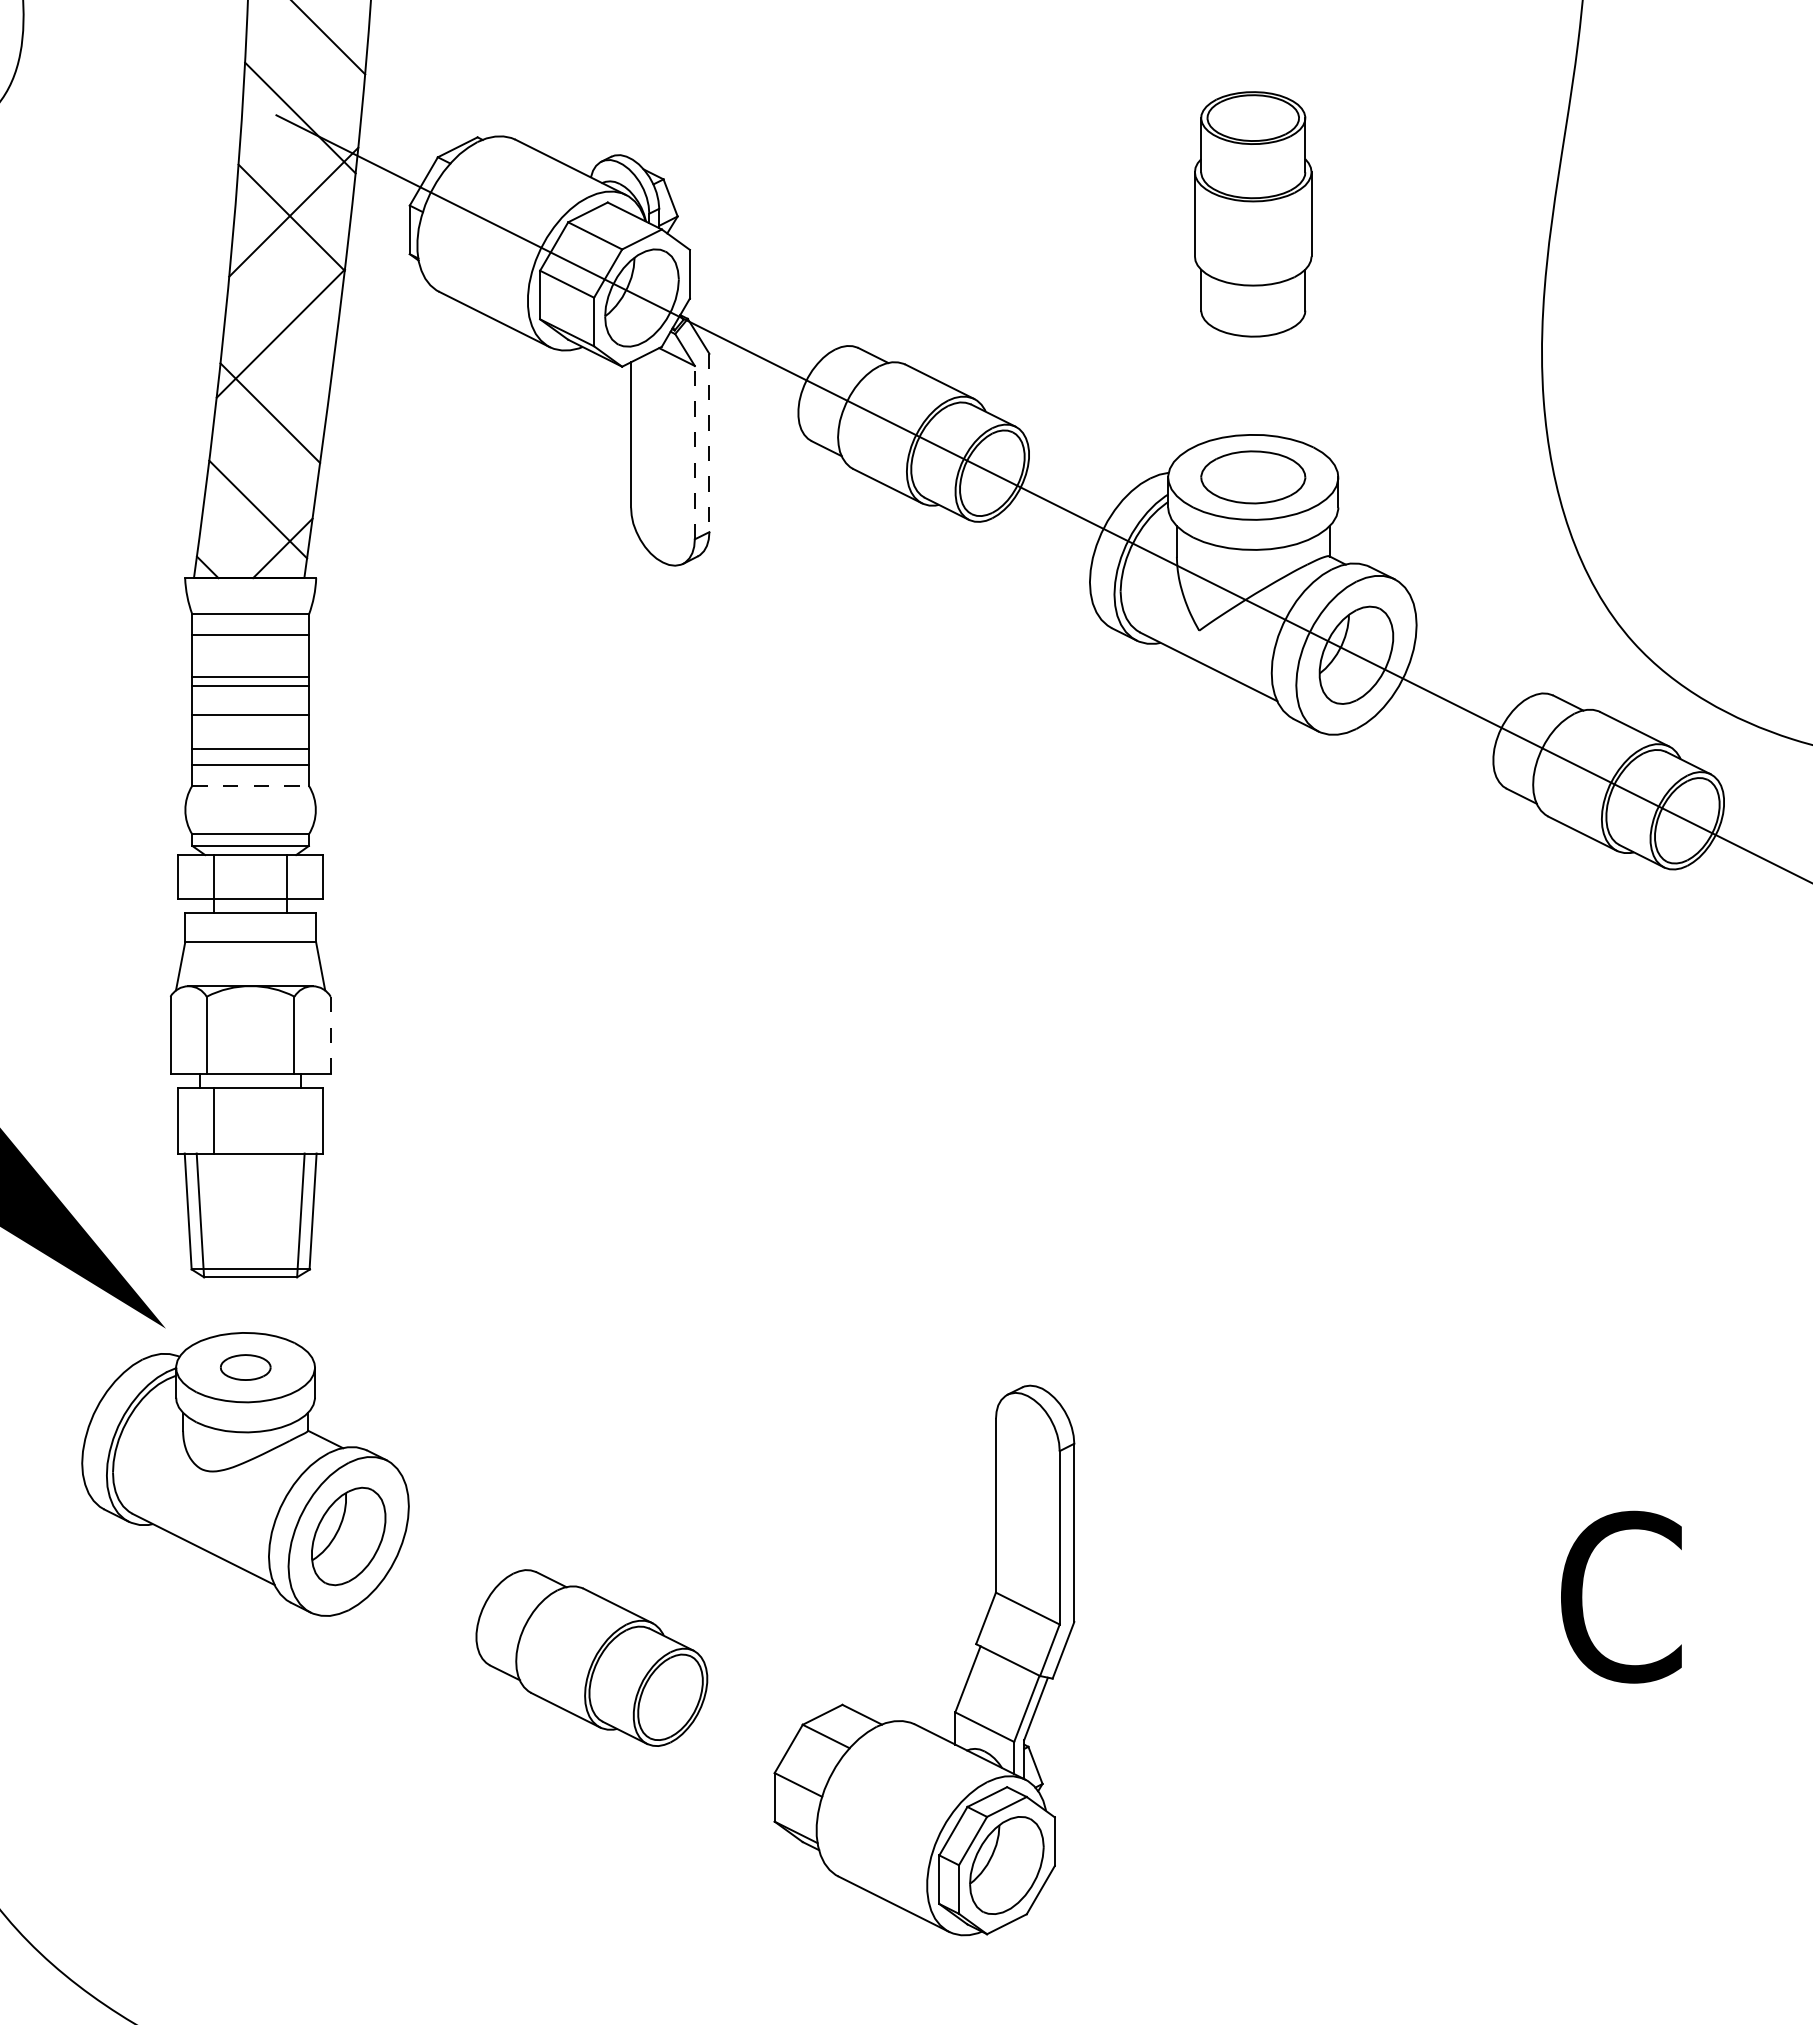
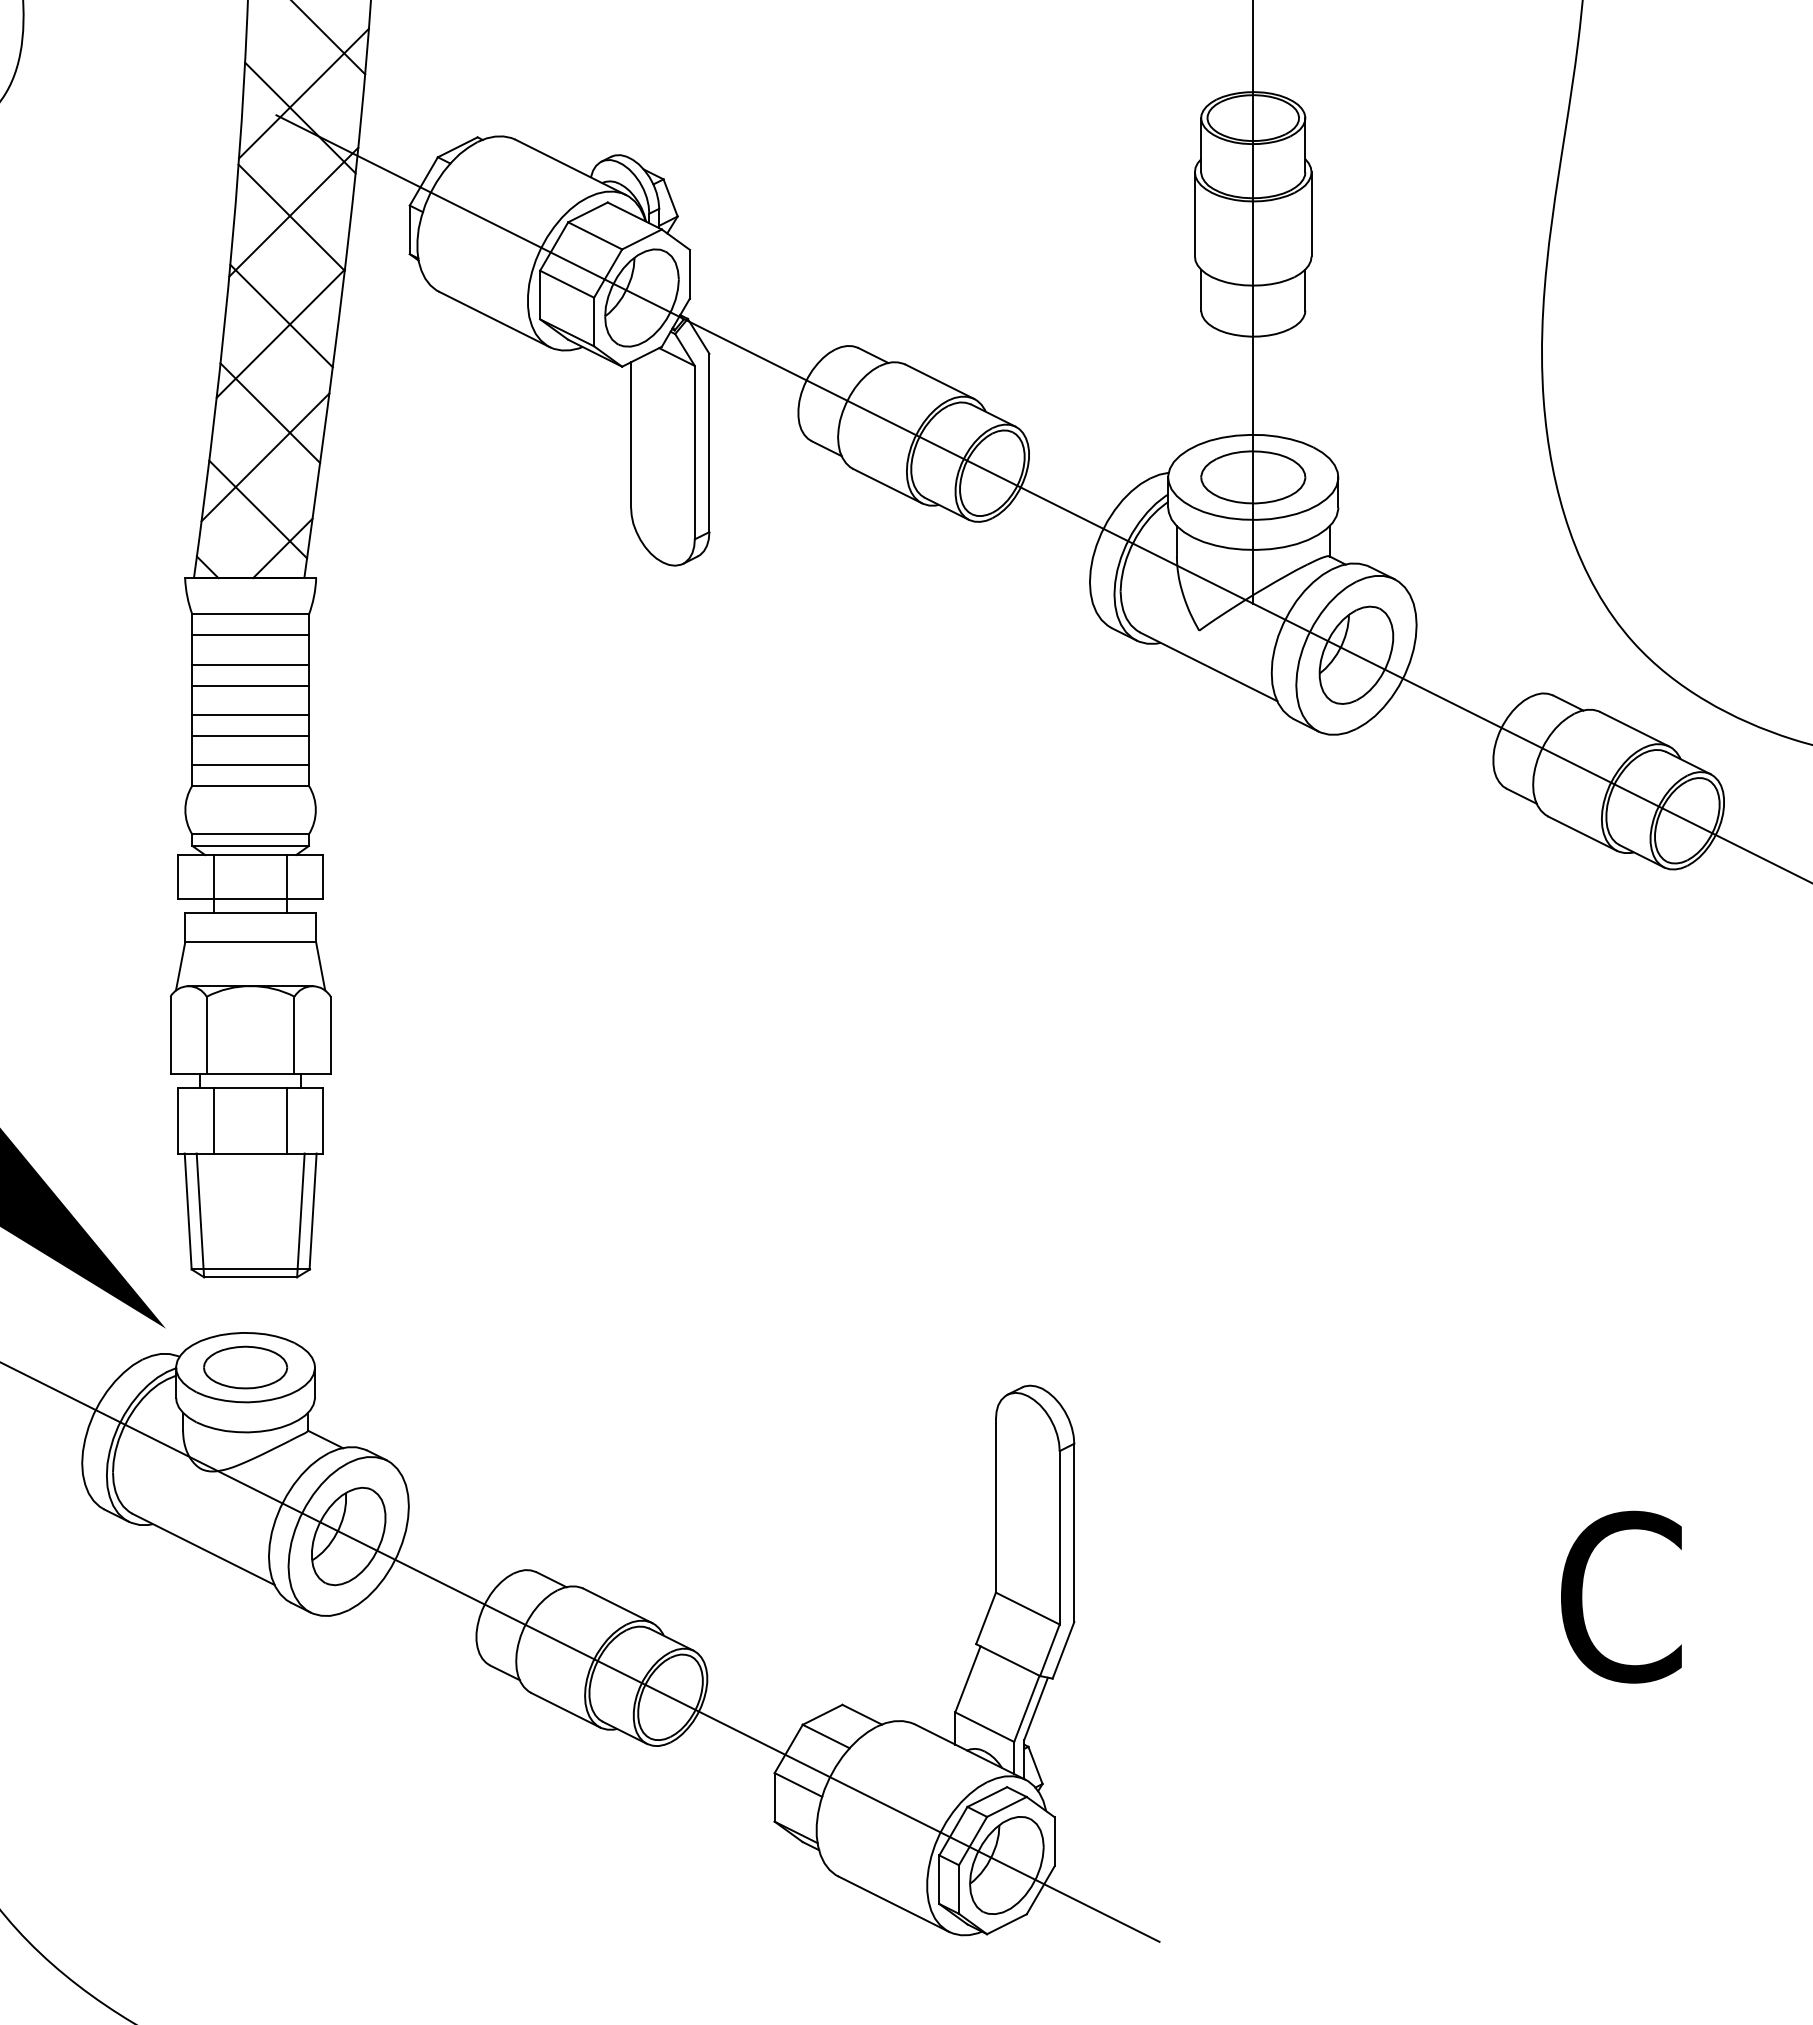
line: none -> present (303, 93)
line: none -> present (1253, 302)
line: none -> present (281, 315)
line: dashed -> solid (709, 443)
line: dashed -> solid (694, 452)
line: none -> present (265, 457)
line position: (250, 676) -> (250, 664) (250, 664)
line position: (250, 748) -> (250, 735) (250, 735)
line: dashed -> solid (251, 785)
line: dashed -> solid (330, 1034)
line: none -> present (287, 1120)
part size: 52x27 px -> 86x45 px (245, 1367)
line: none -> present (580, 1652)
